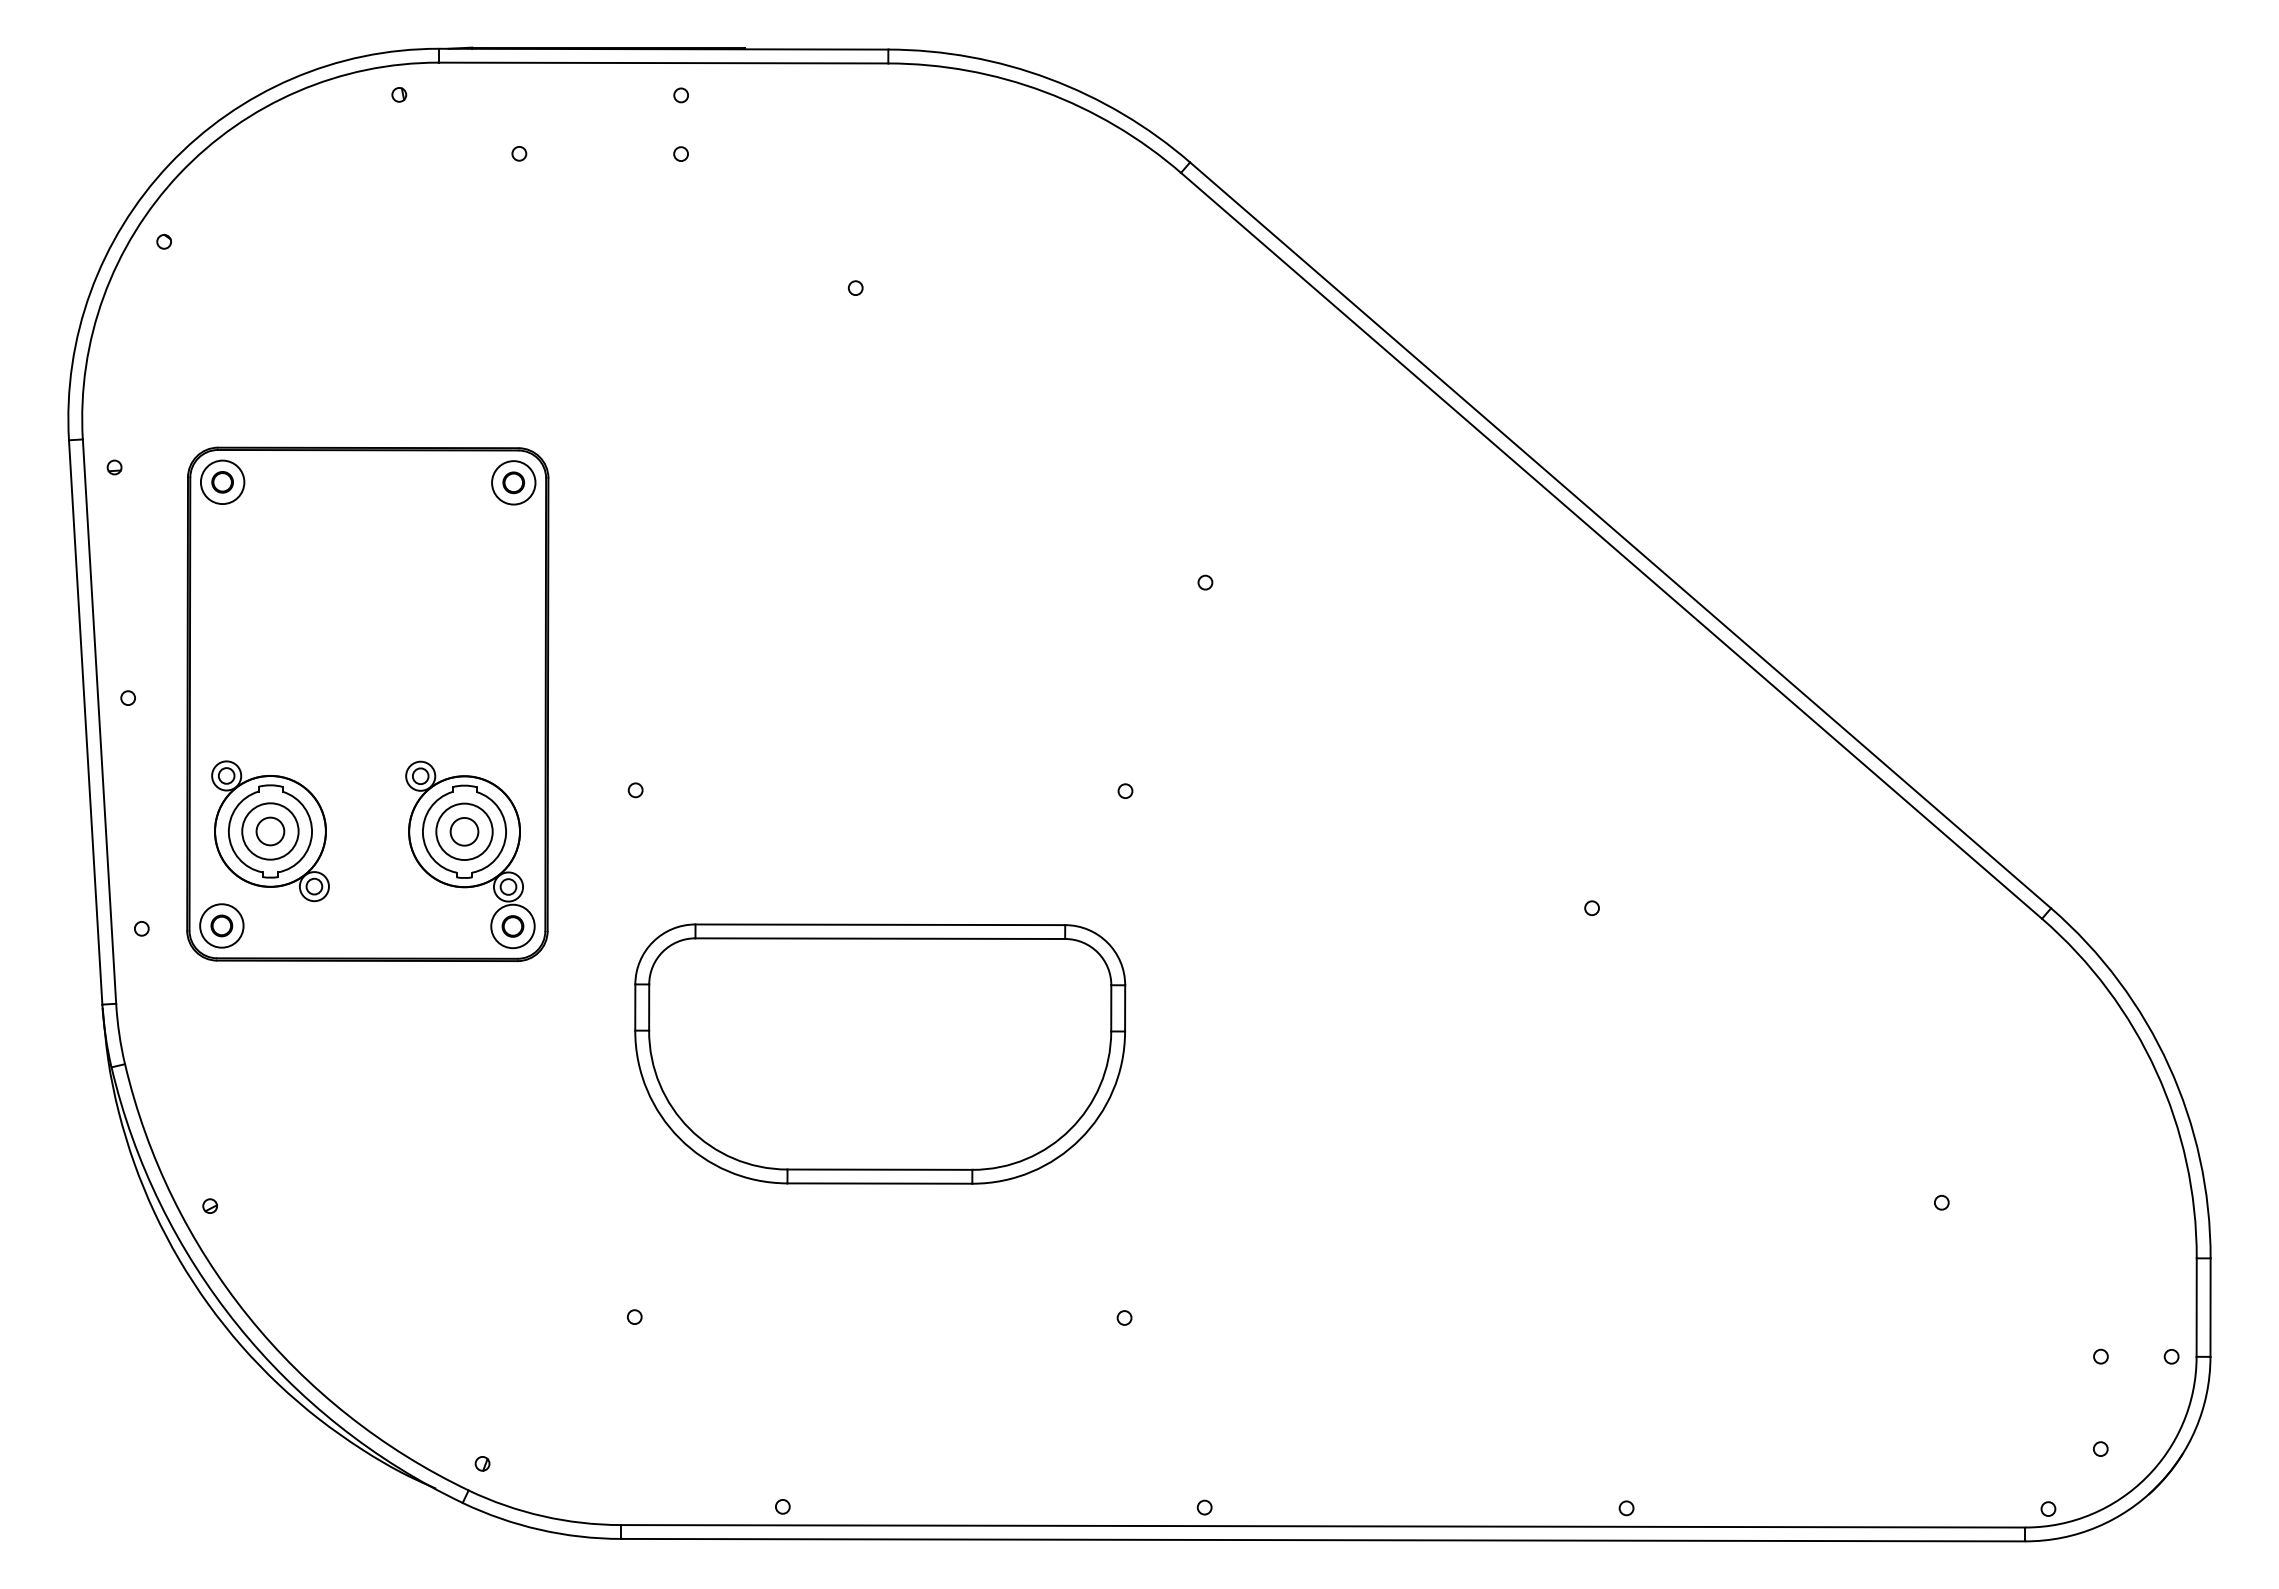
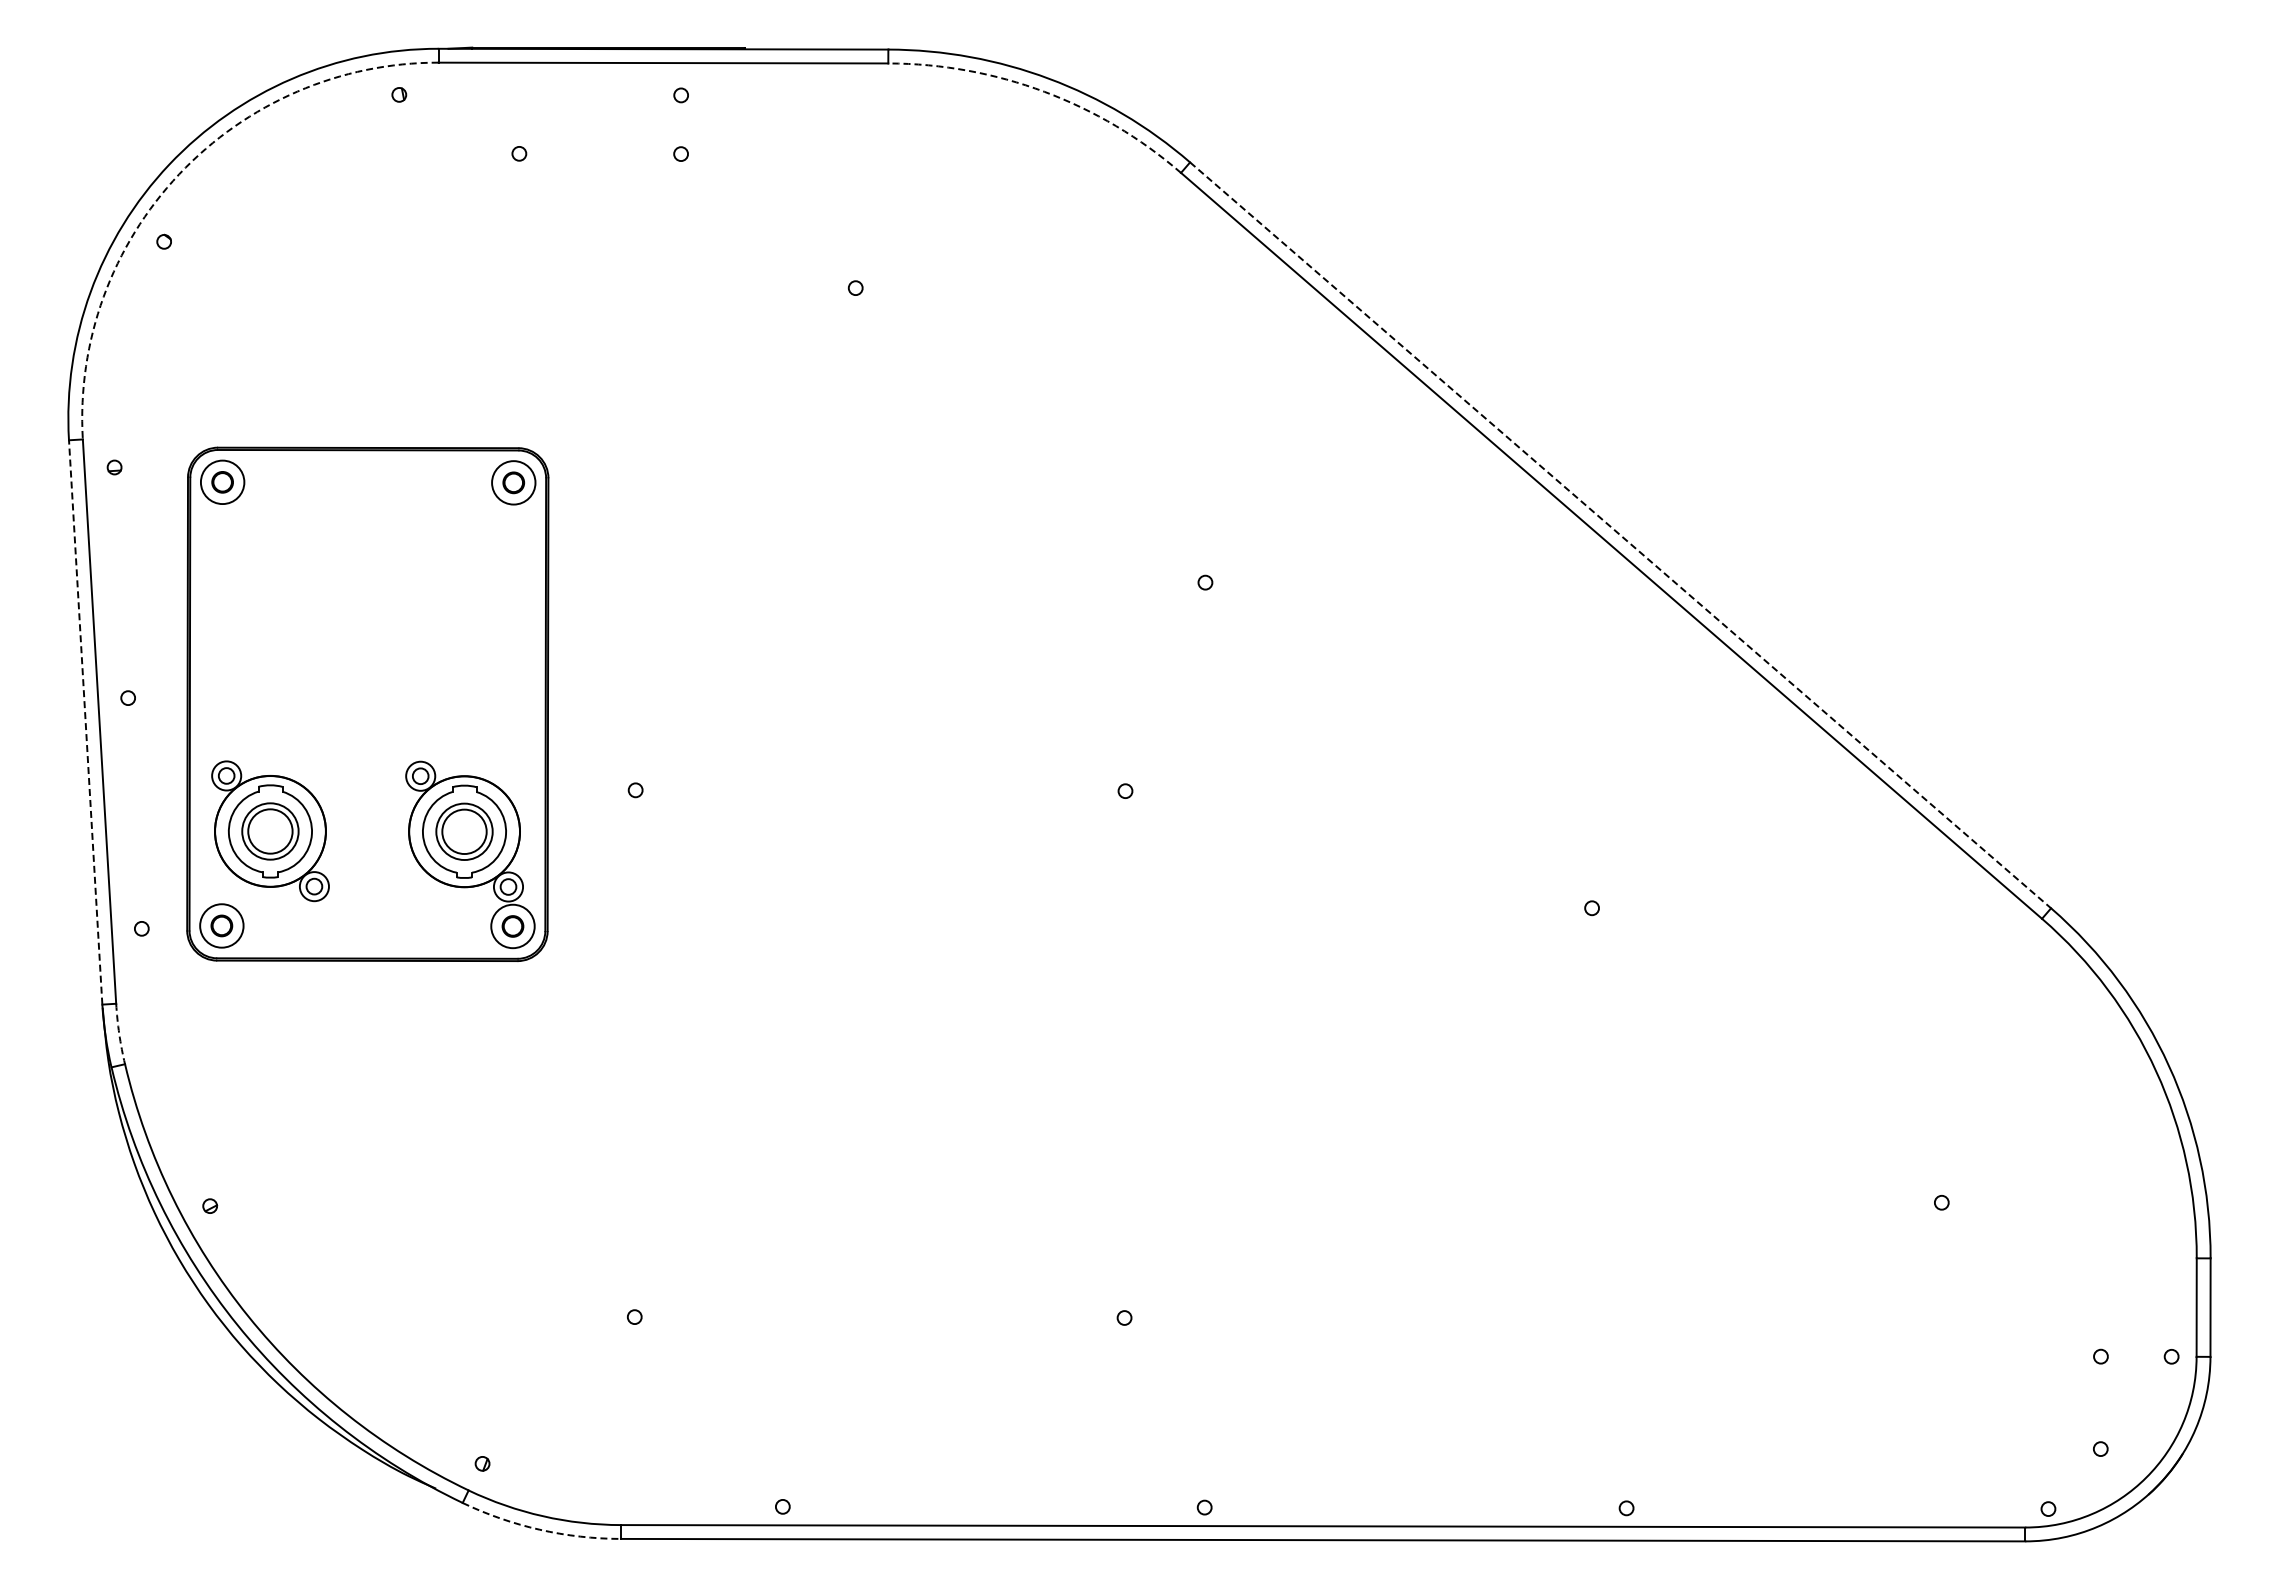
arc: solid -> dashed (1044, 91)
arc: solid -> dashed (179, 174)
line: solid -> dashed (1620, 535)
line: solid -> dashed (85, 722)
circle diameter: 28 px -> 44 px (270, 831)
circle diameter: 28 px -> 44 px (464, 831)
arc: solid -> dashed (119, 1034)
part: present -> none (880, 1053)
arc: solid -> dashed (539, 1529)
